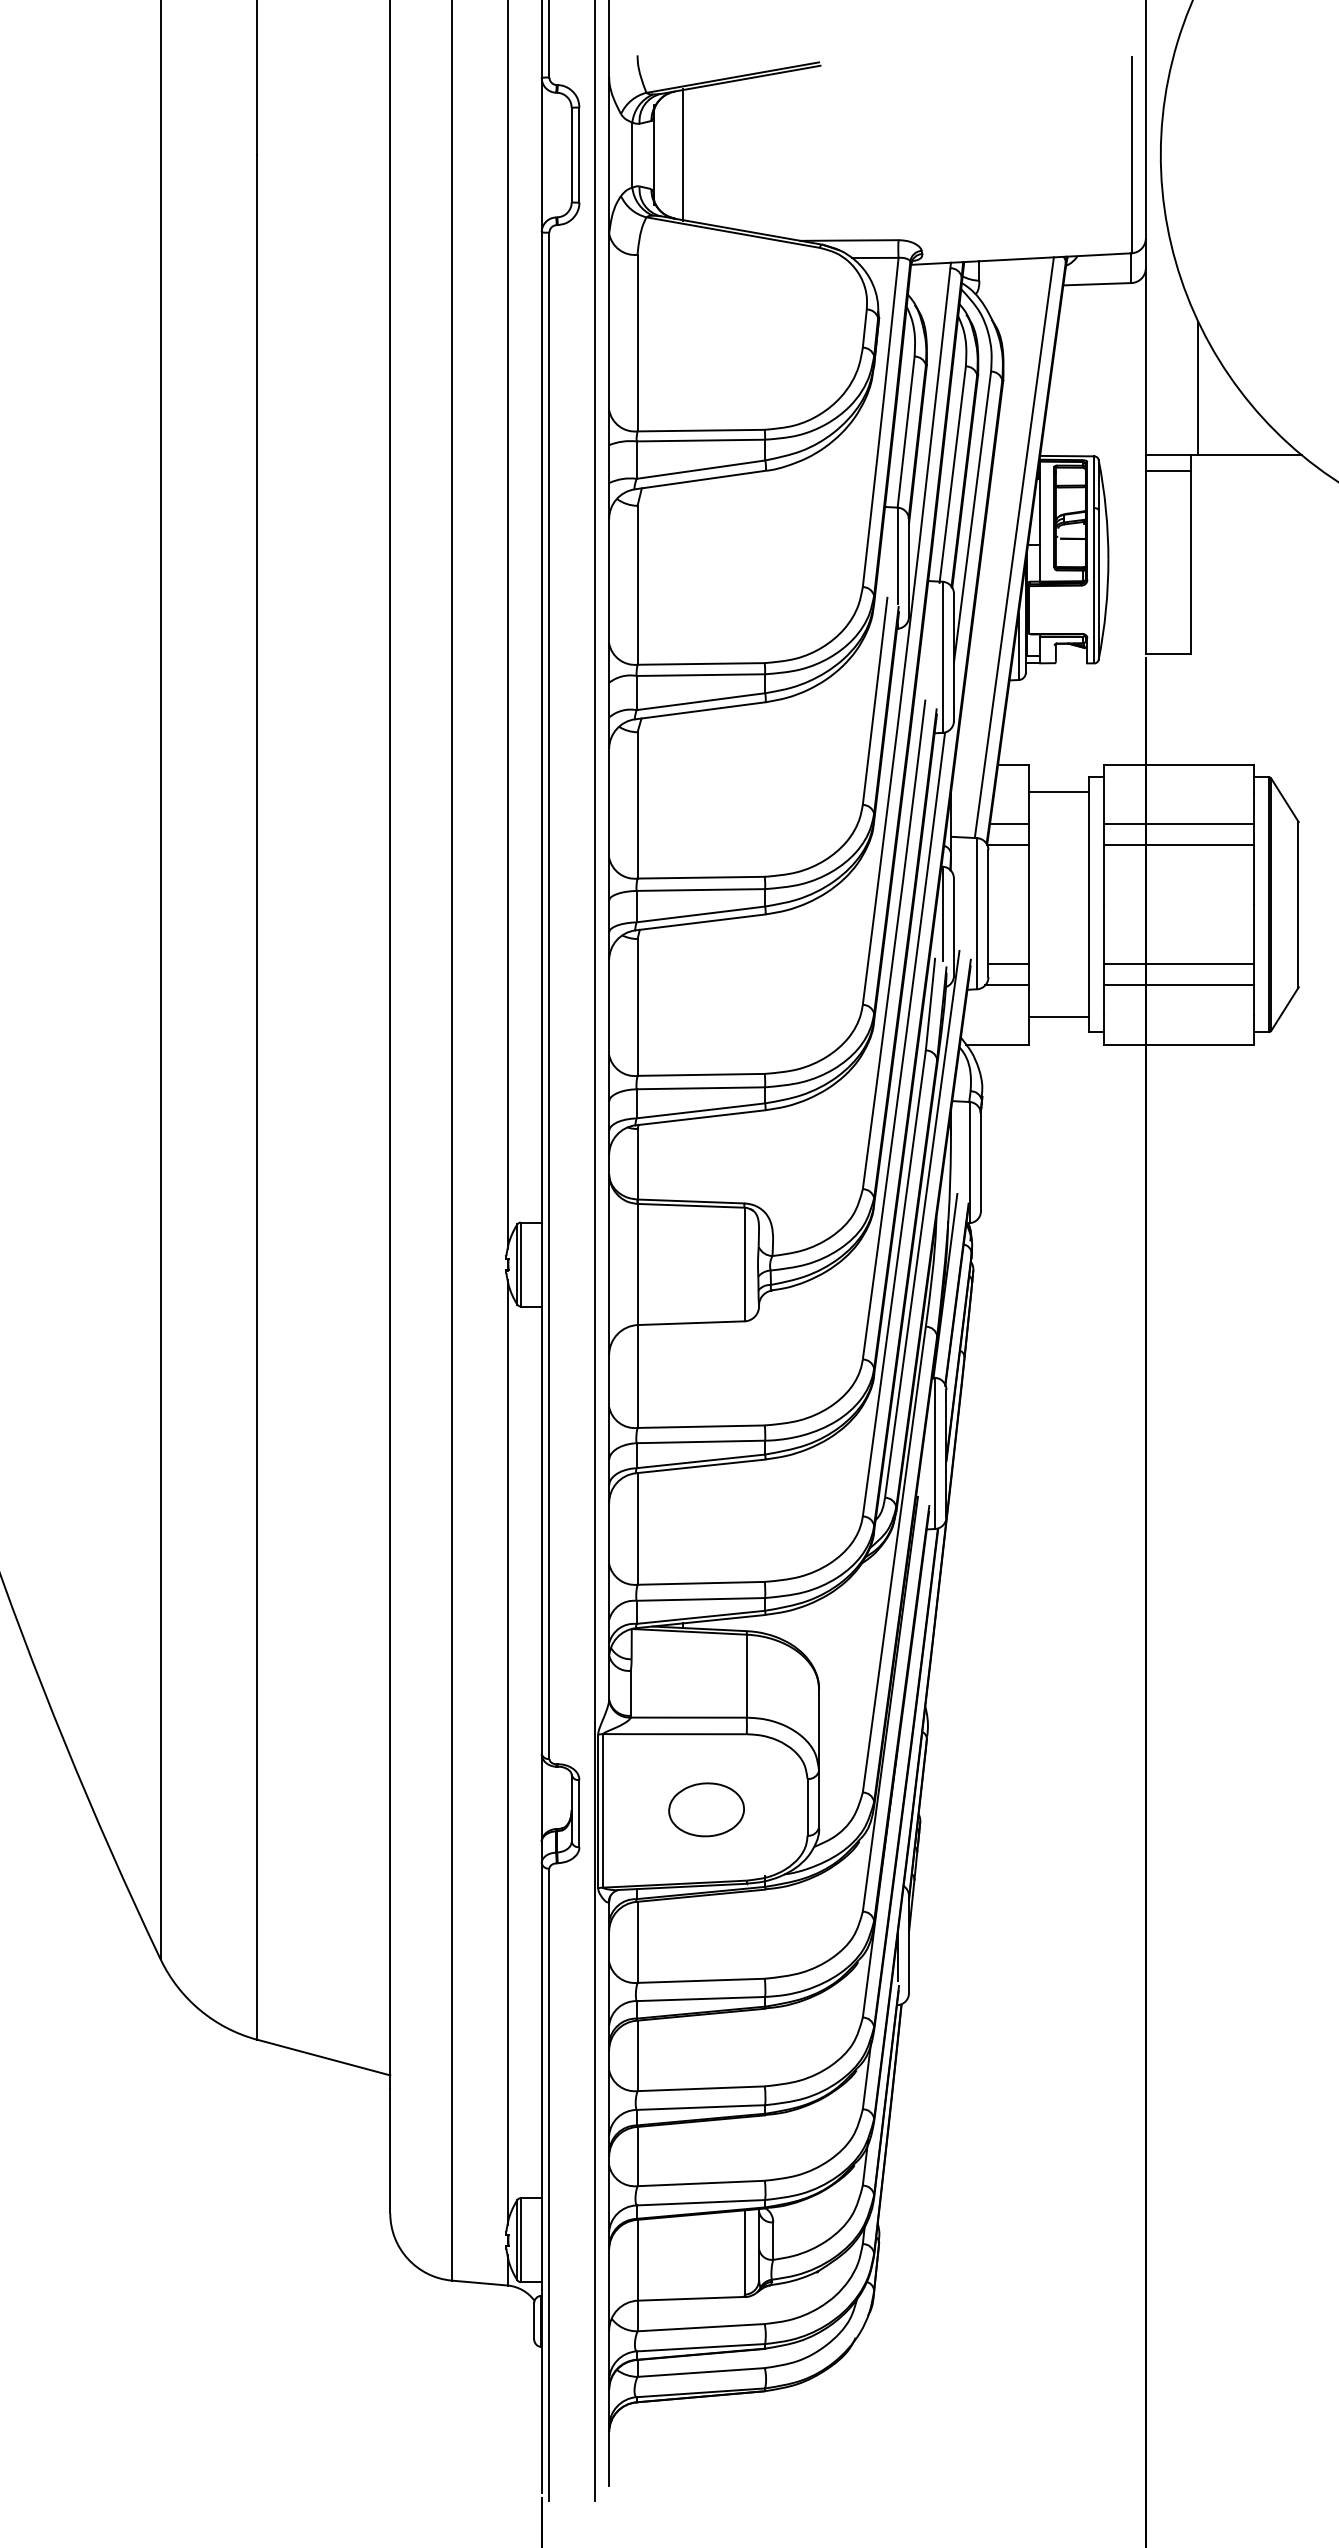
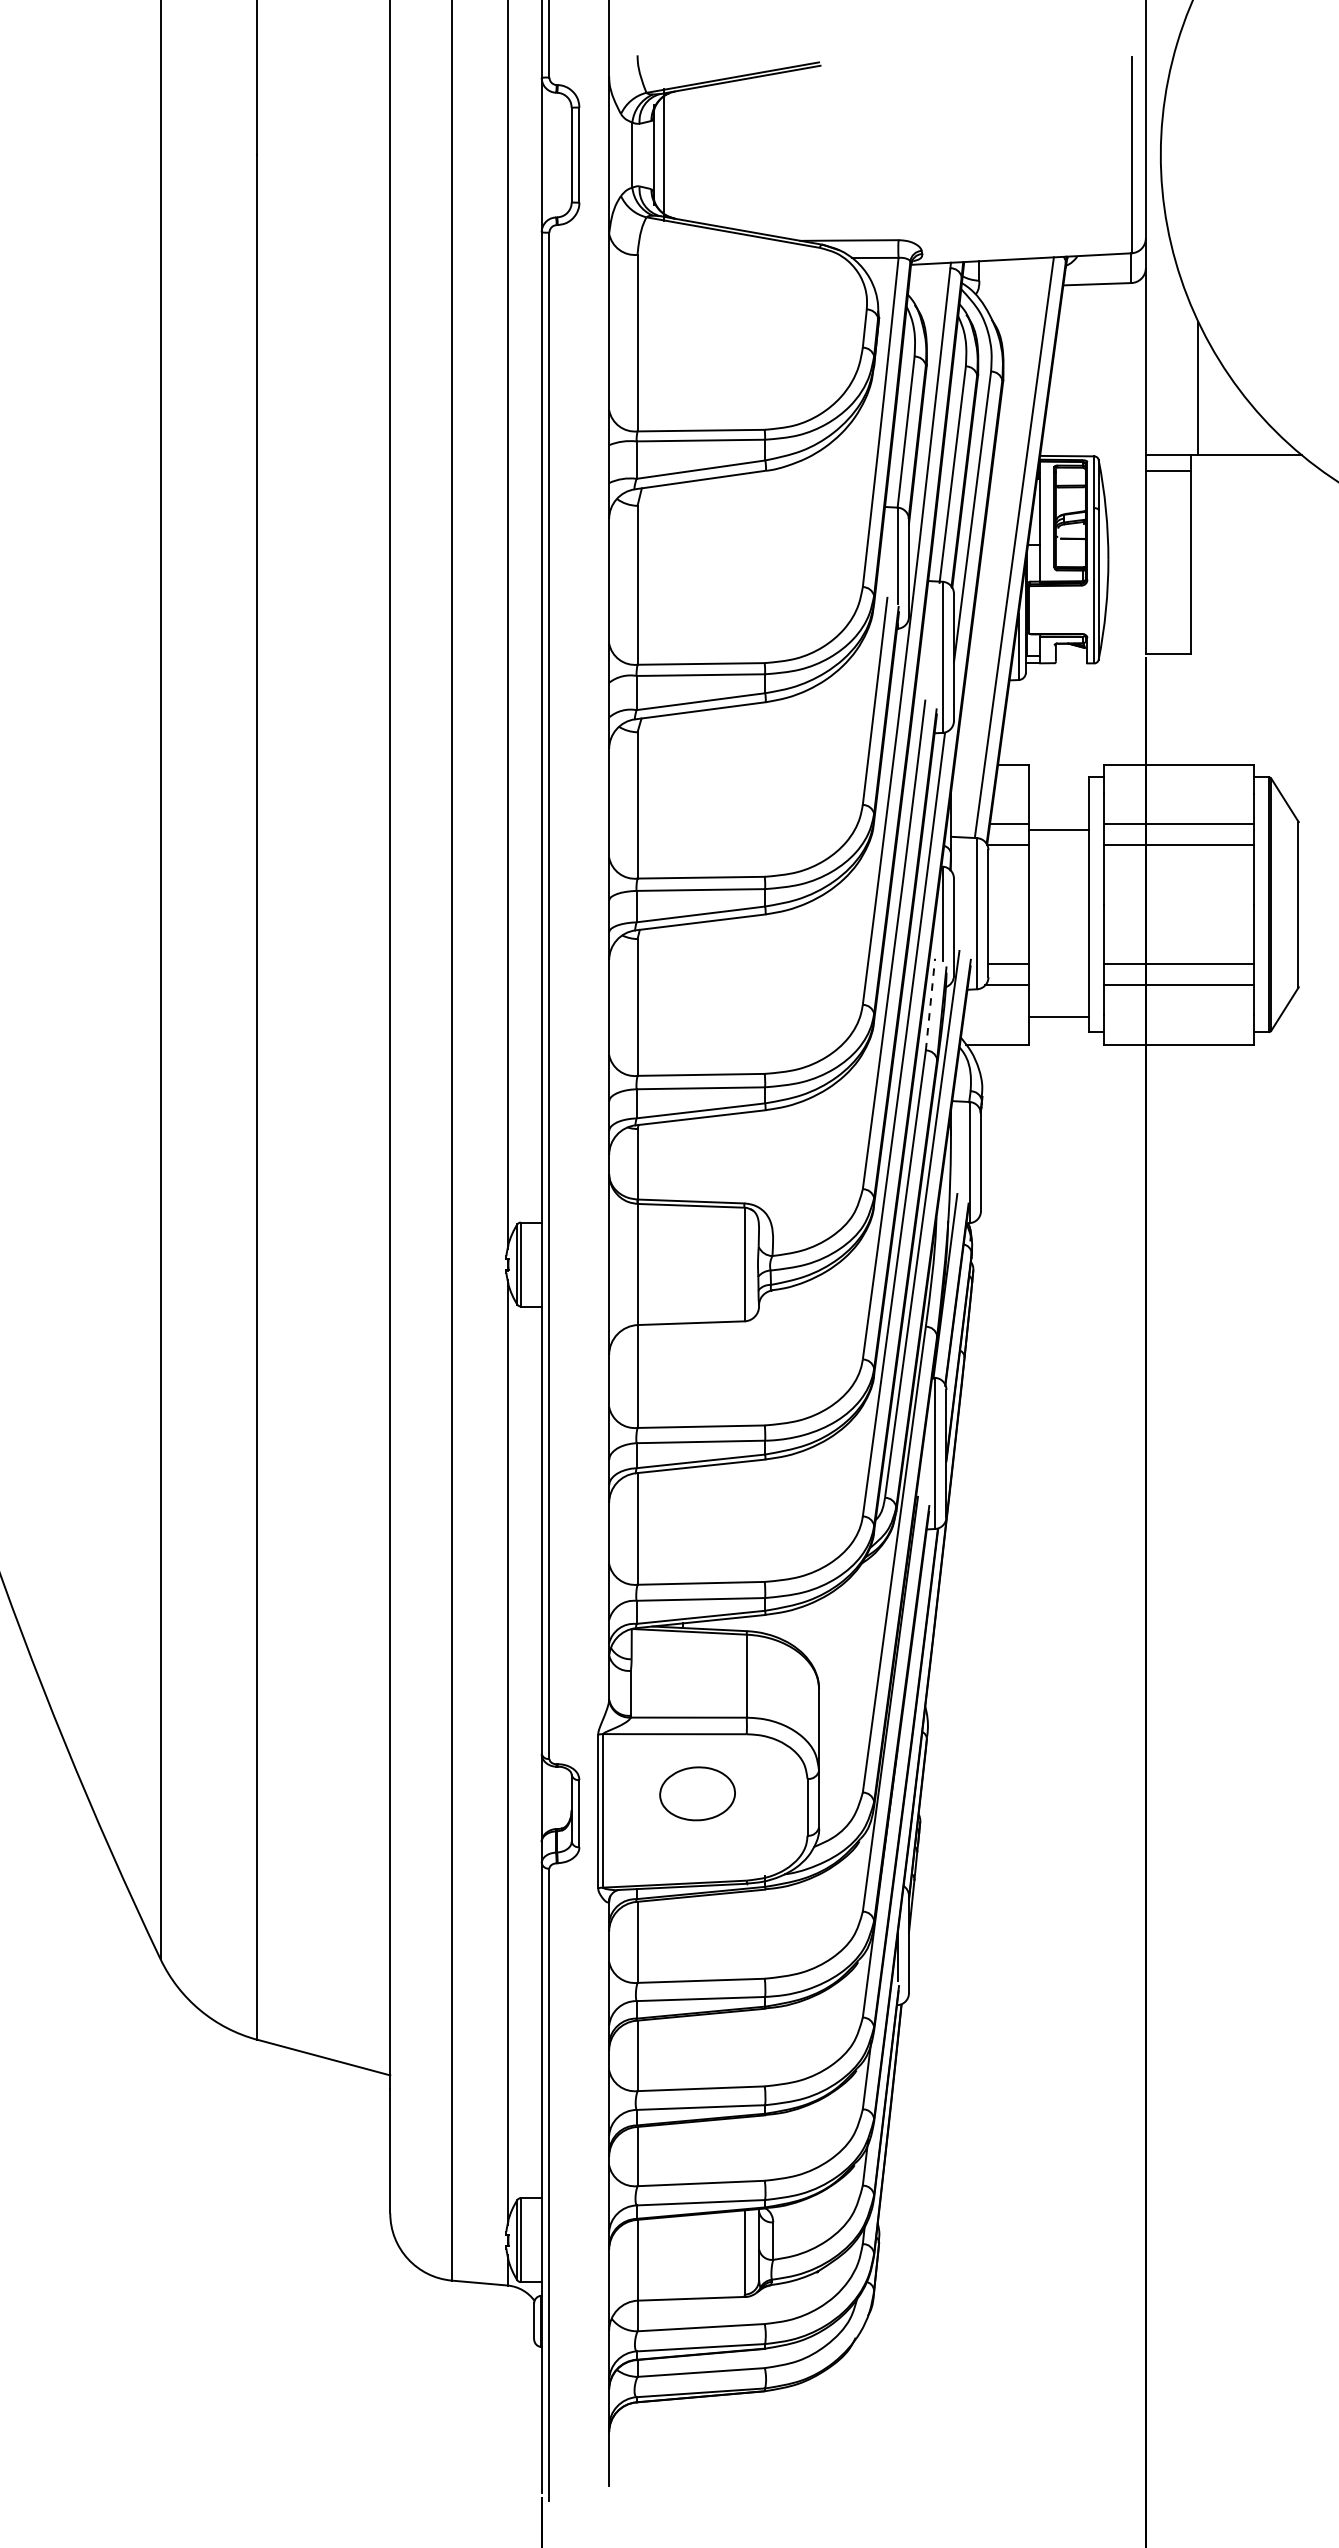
line position: (682, 154) -> (663, 154) (663, 154)
line position: (1058, 792) -> (1058, 830) (1058, 830)
line: solid -> dashed (930, 1004)
line: present -> none (594, 1251)
part position: (706, 1809) -> (697, 1793) (697, 1793)
